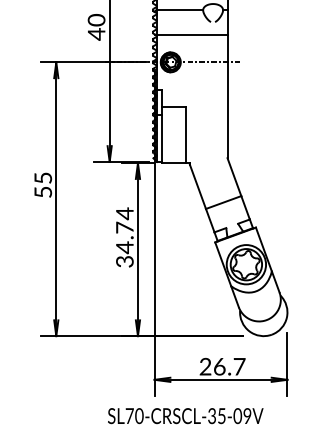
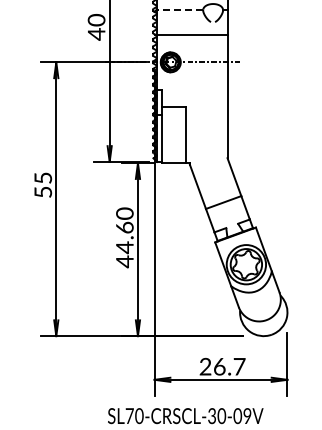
line: solid -> dashed (179, 9)
text: 34.74 -> 44.60 (124, 237)
text: SL70-CRSCL-35-09V -> SL70-CRSCL-30-09V (221, 415)
